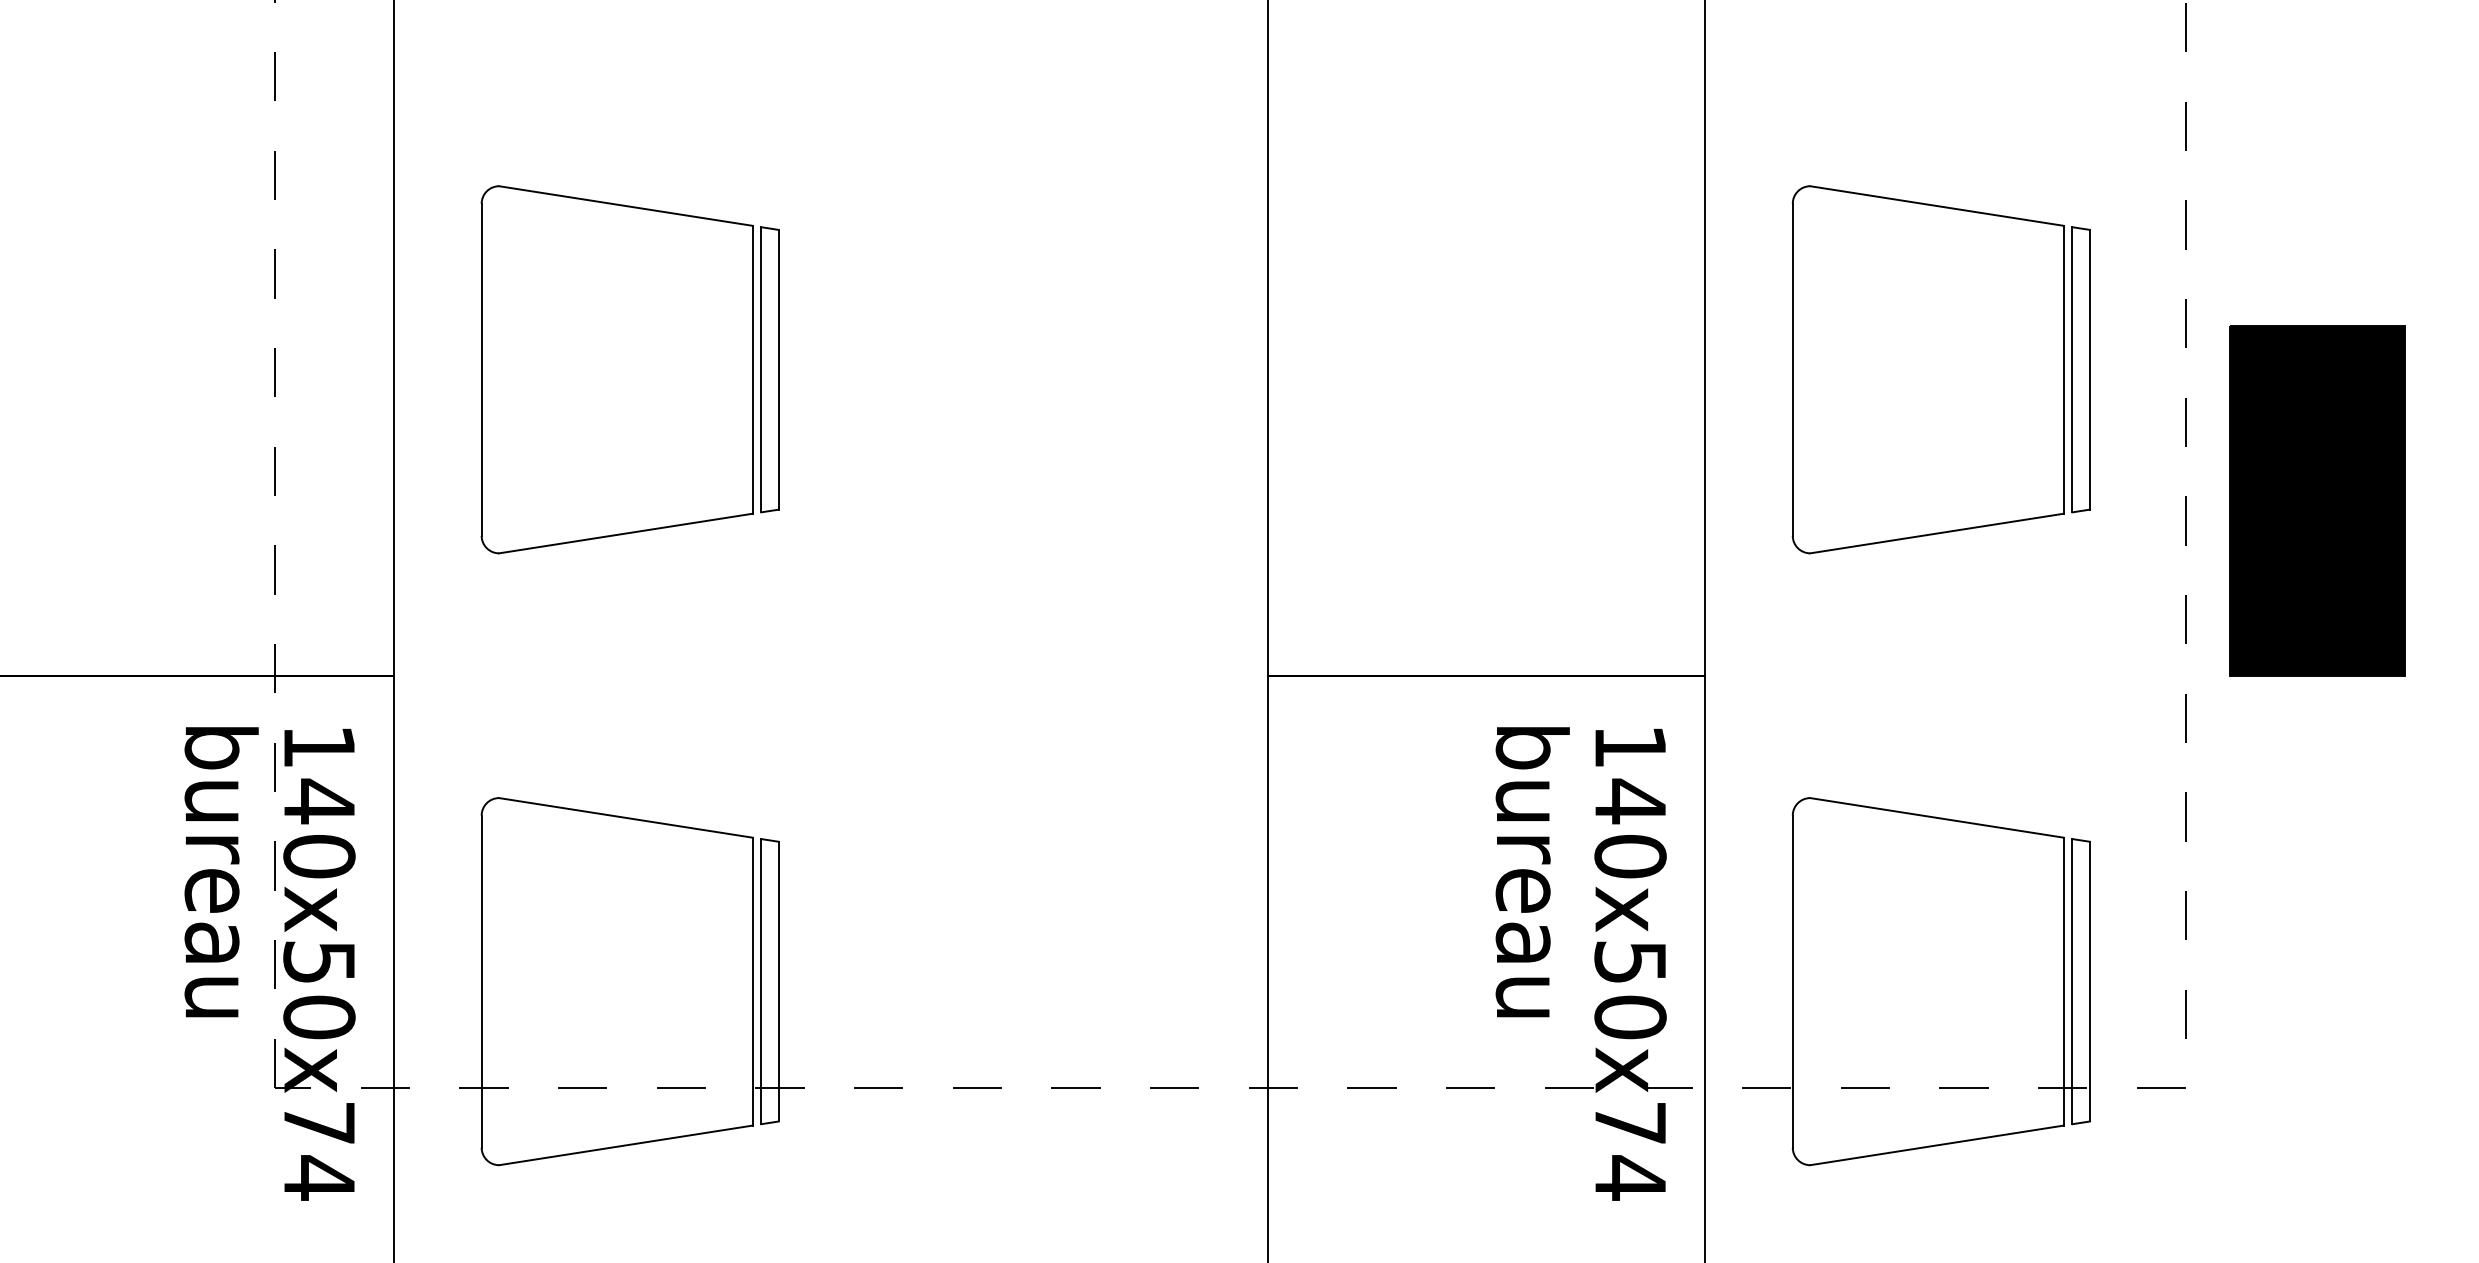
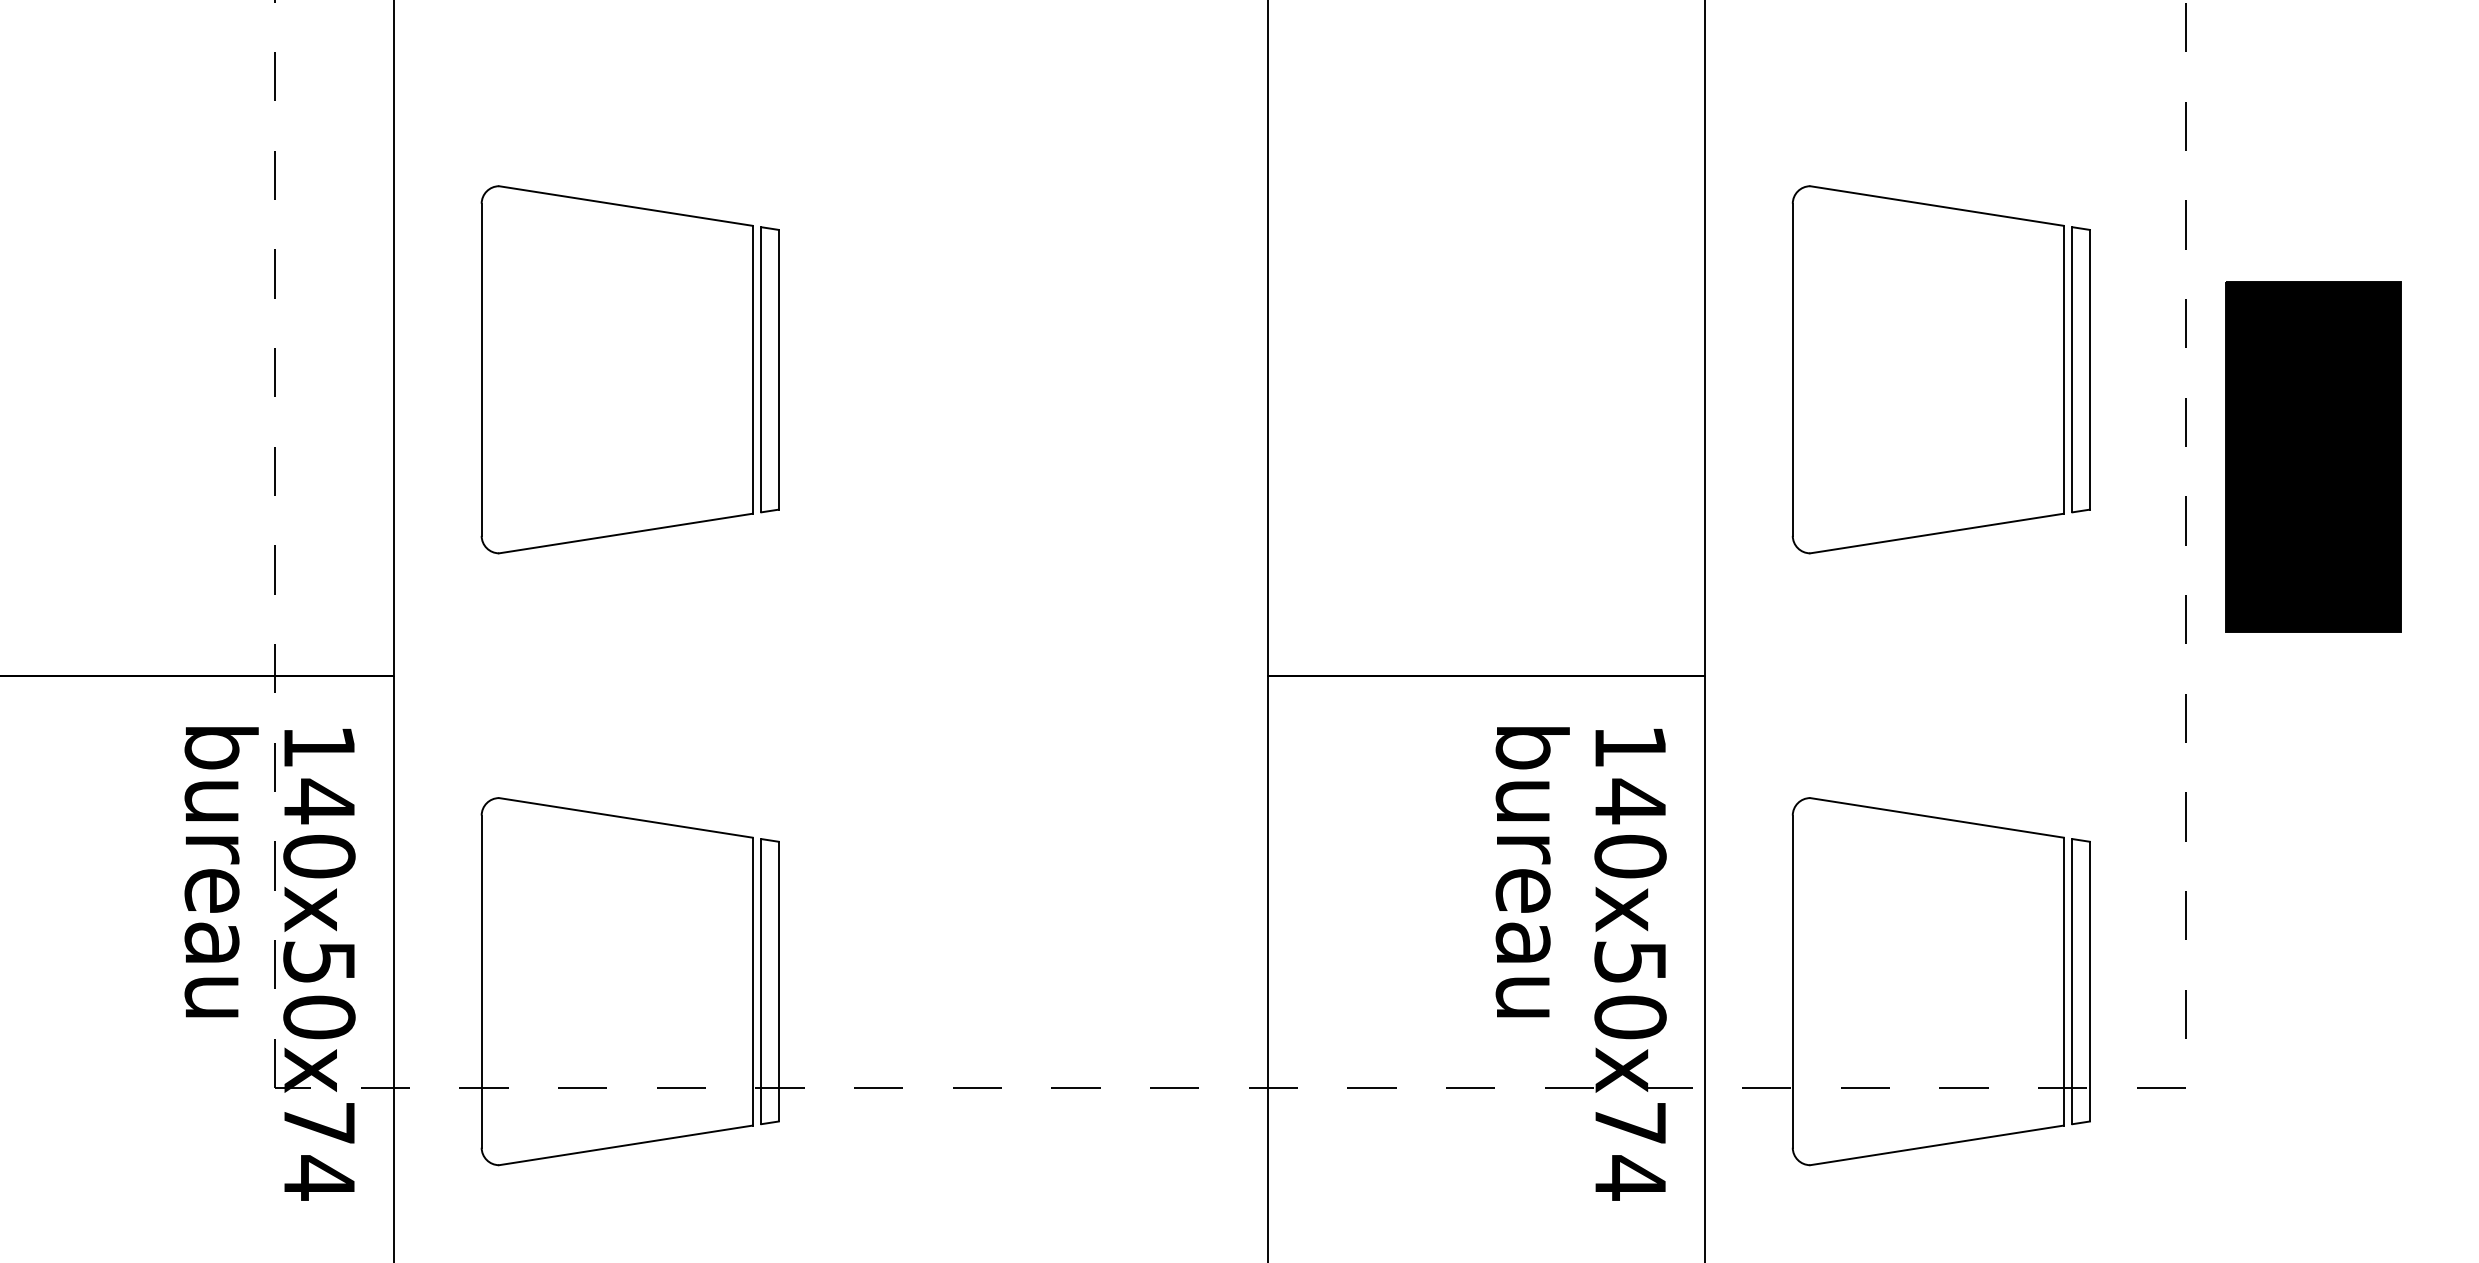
part position: (2317, 500) -> (2313, 456) (2313, 456)
